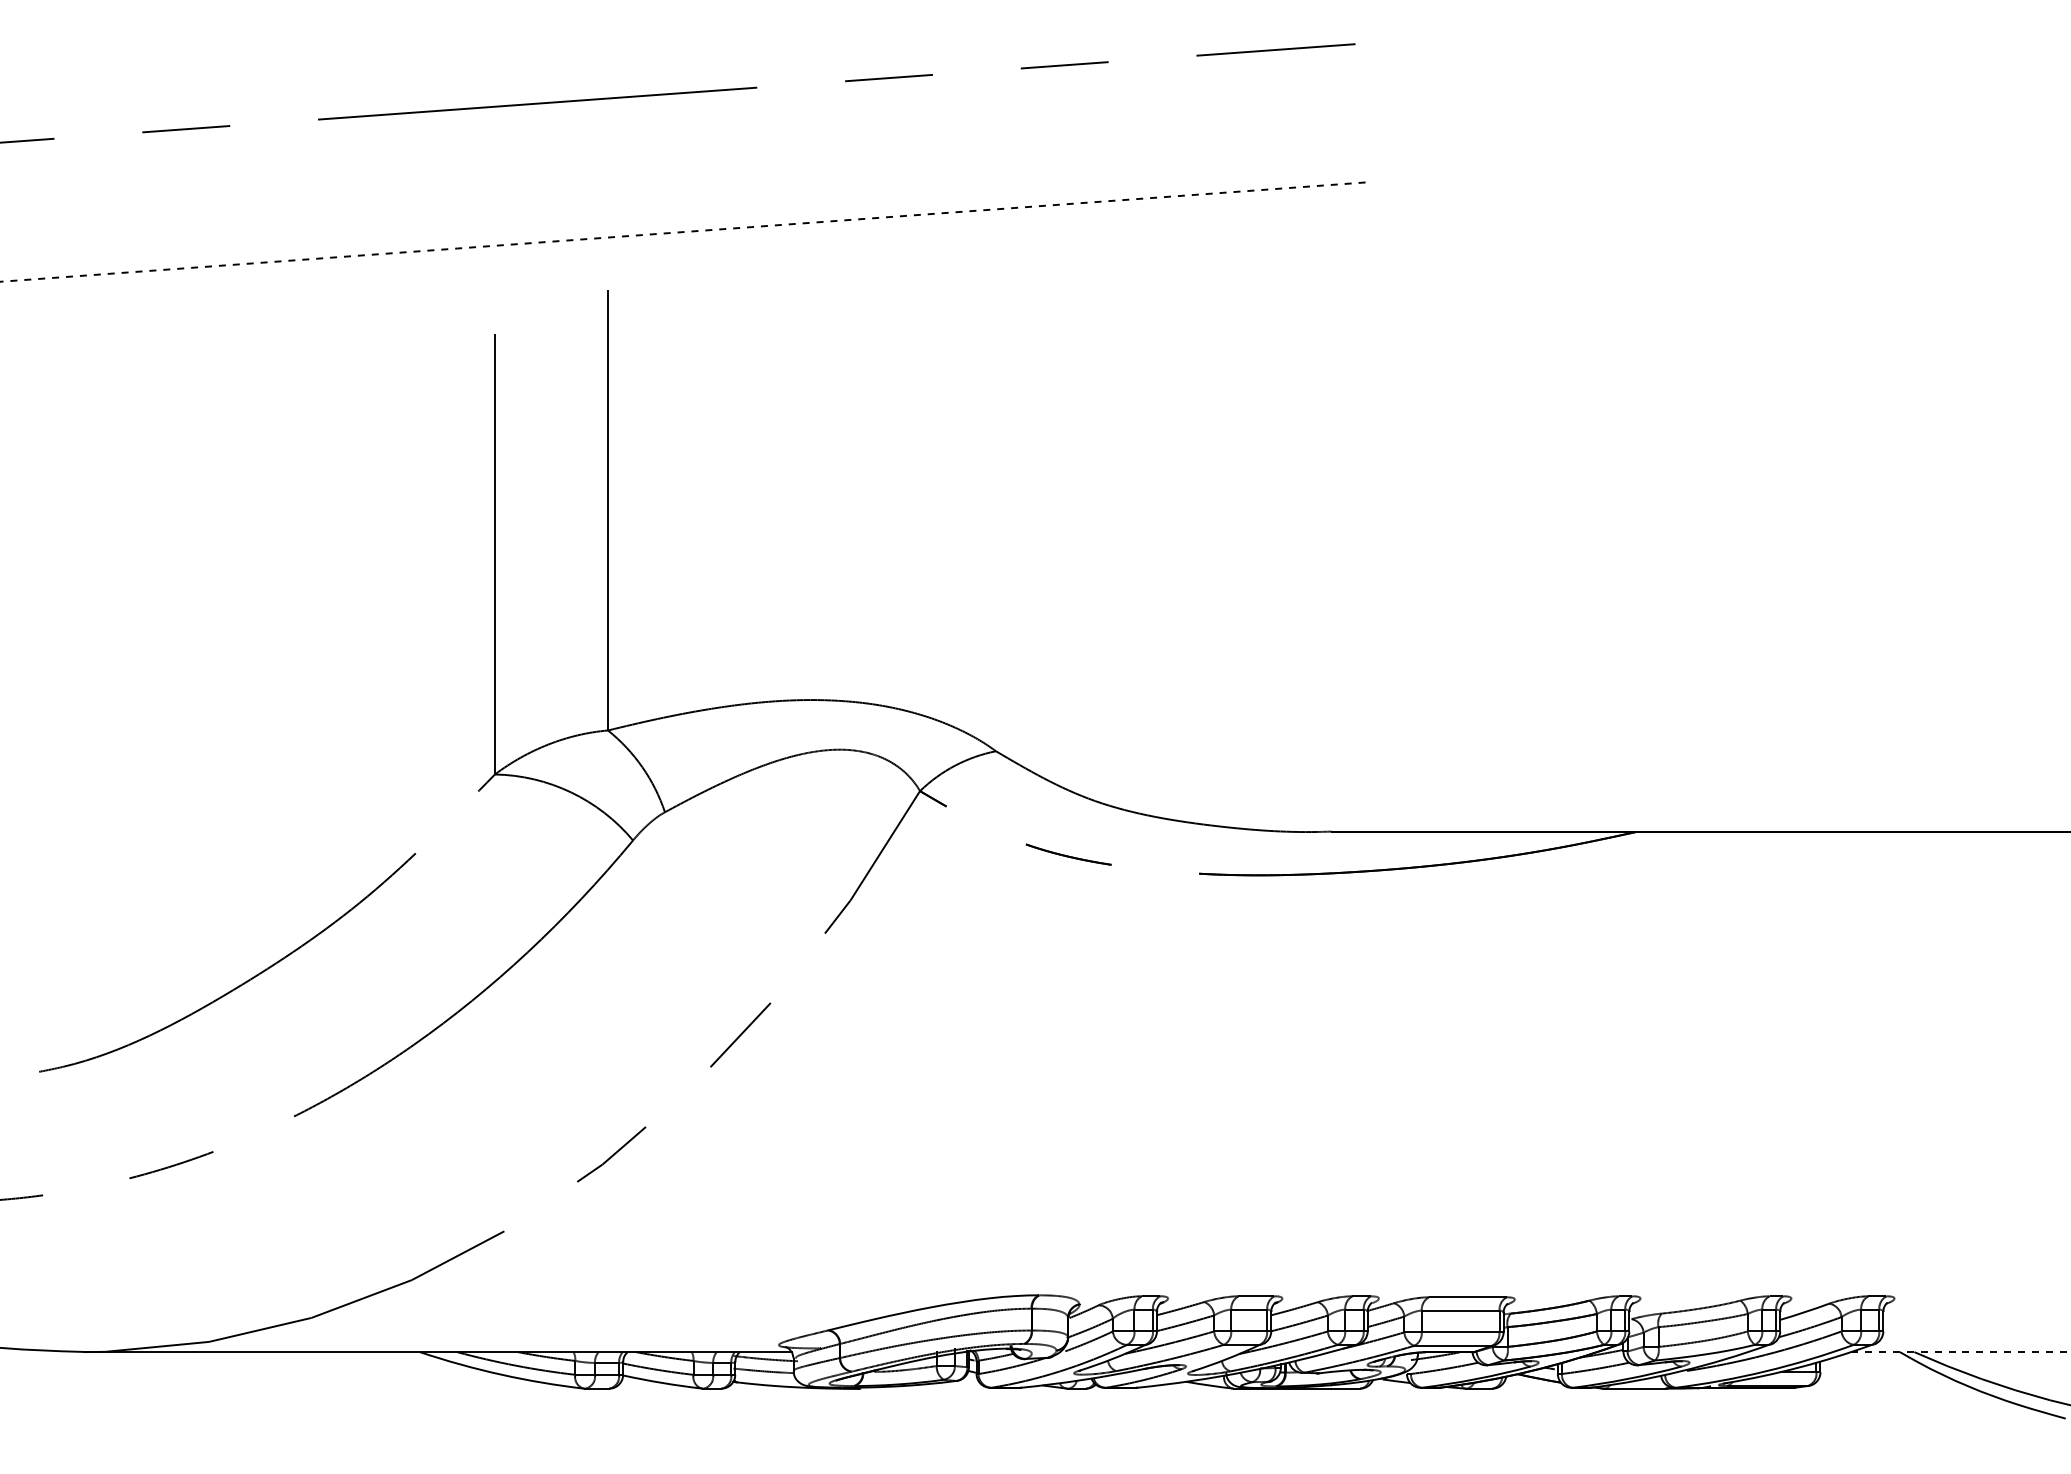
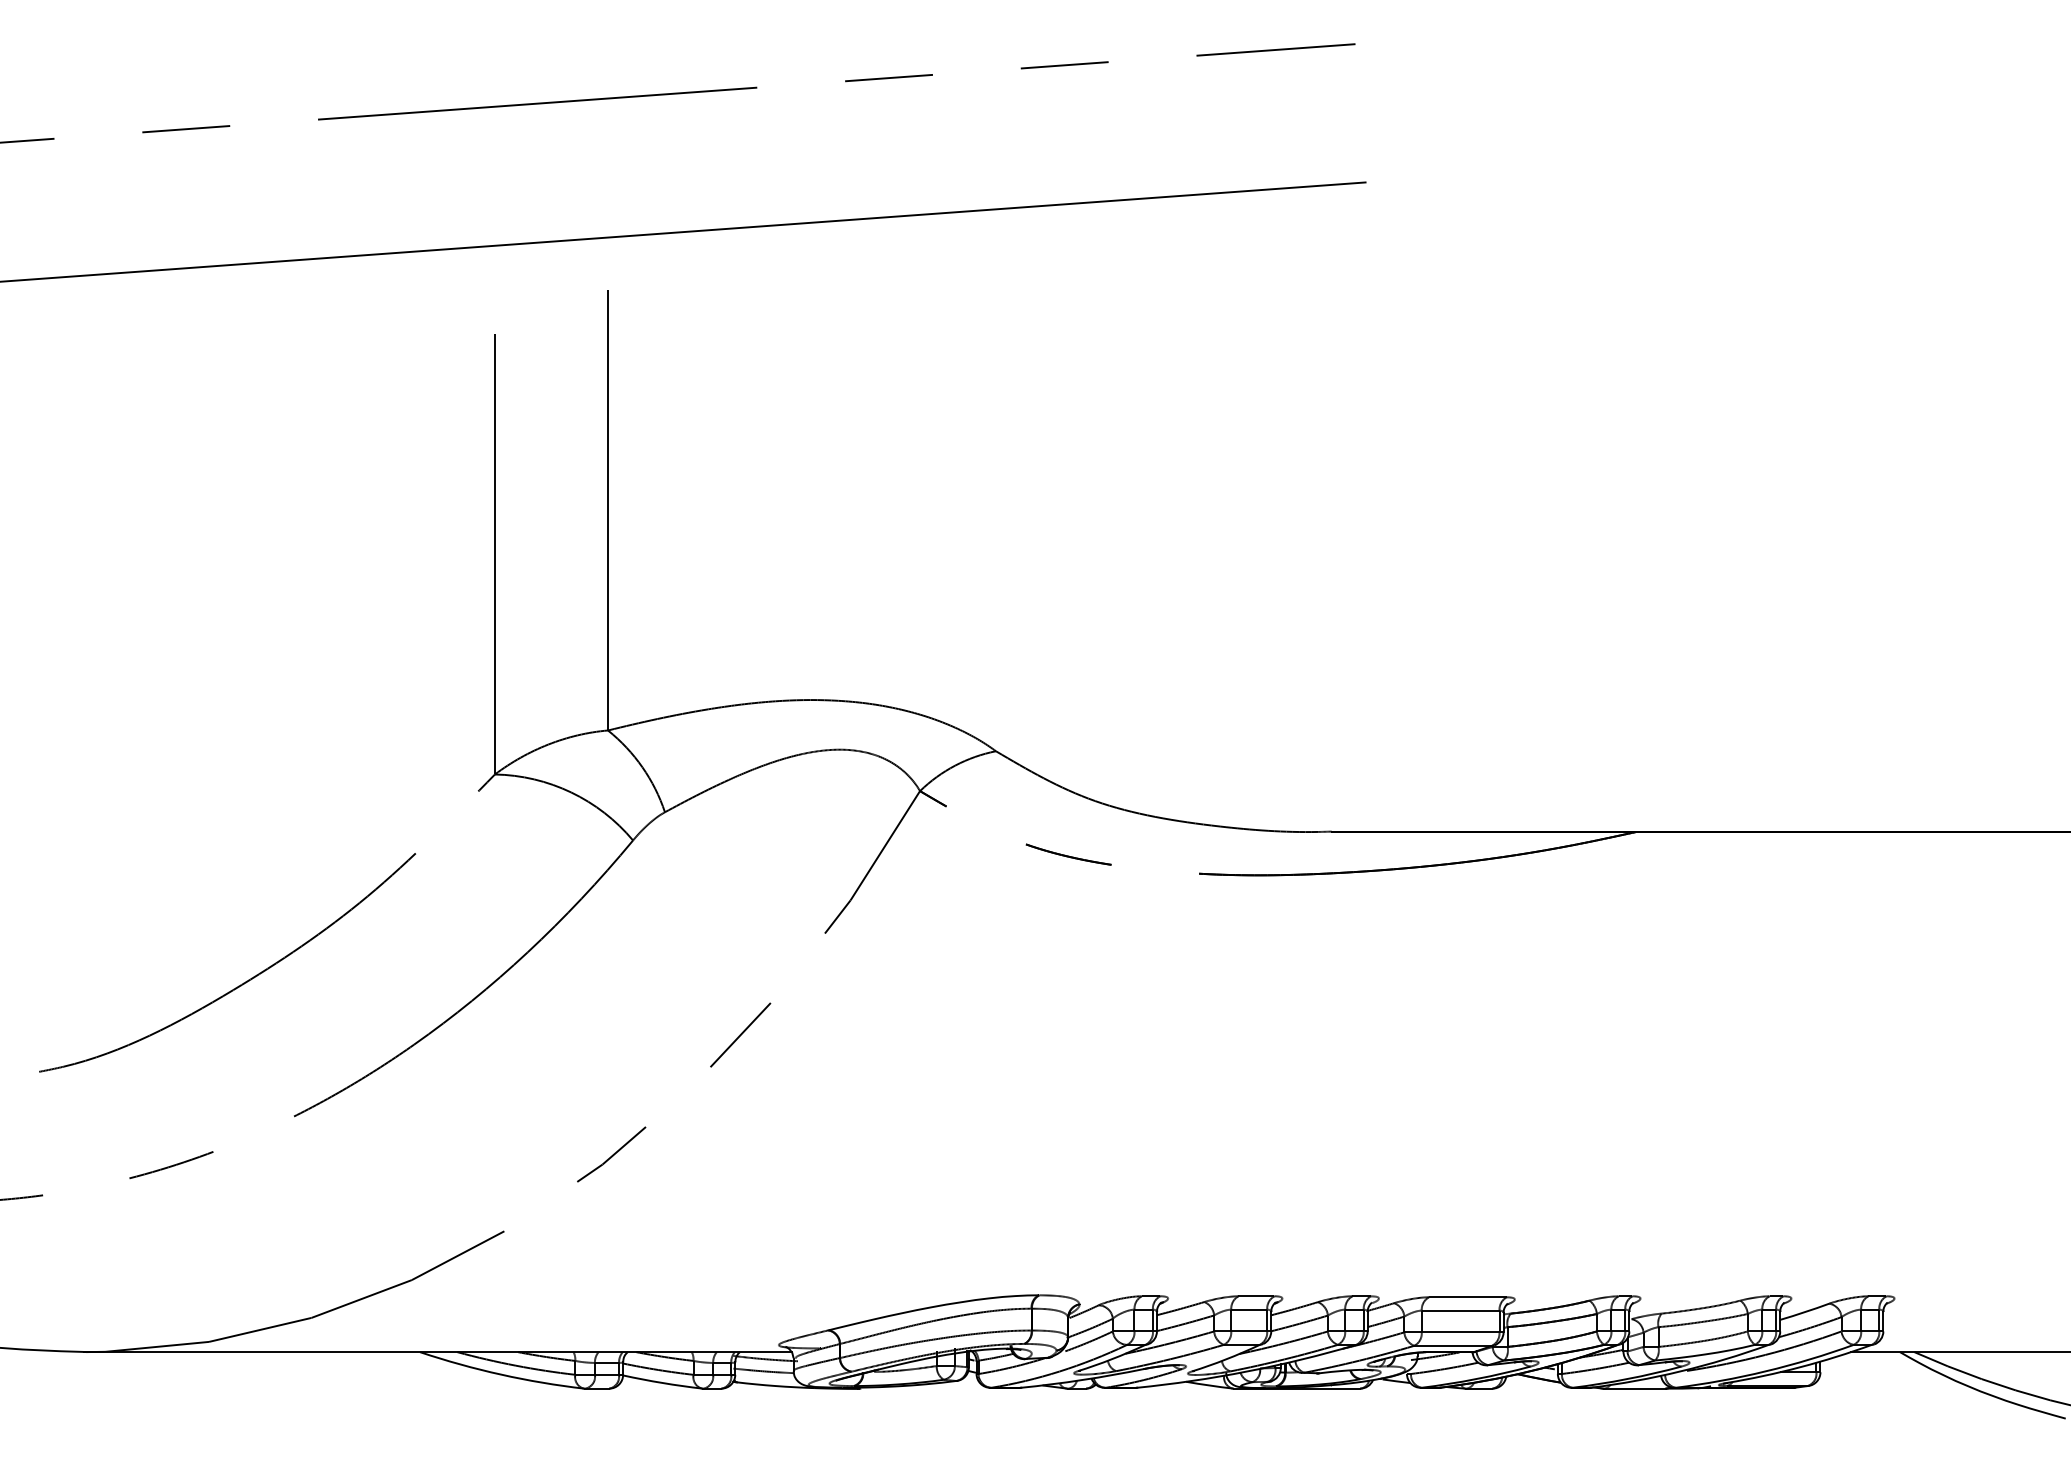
line: dashed -> solid (682, 232)
line: dashed -> solid (1960, 1352)
